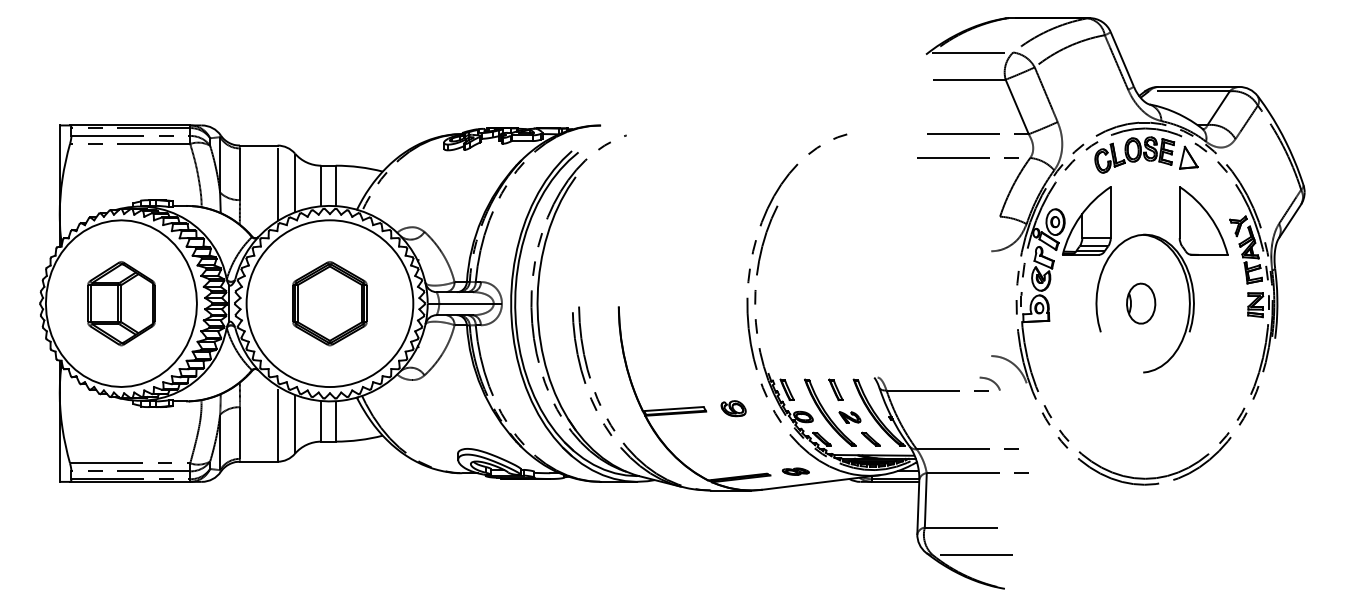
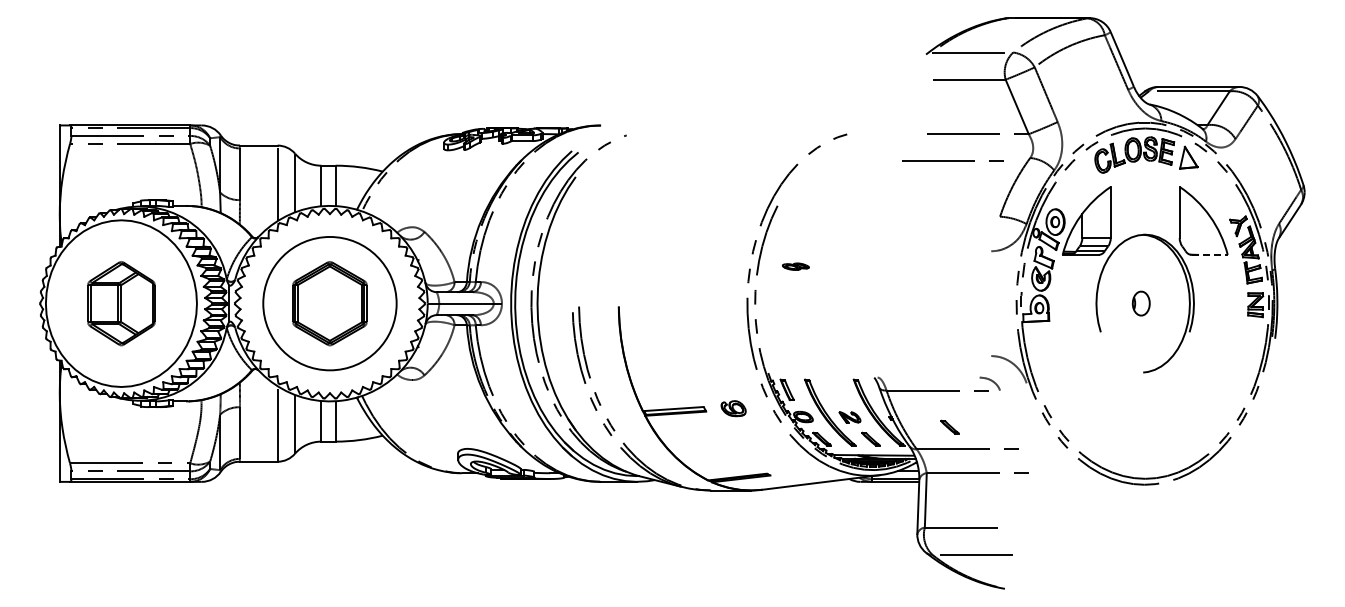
line position: (967, 157) -> (952, 160) (952, 160)
line: solid -> dashed (1210, 254)
circle diameter: 167 px -> 133 px (329, 303)
part size: 31x43 px -> 20x27 px (1140, 303)
part: present -> none (835, 389)
part: none -> present (949, 426)
part position: (795, 471) -> (795, 266) (795, 266)
